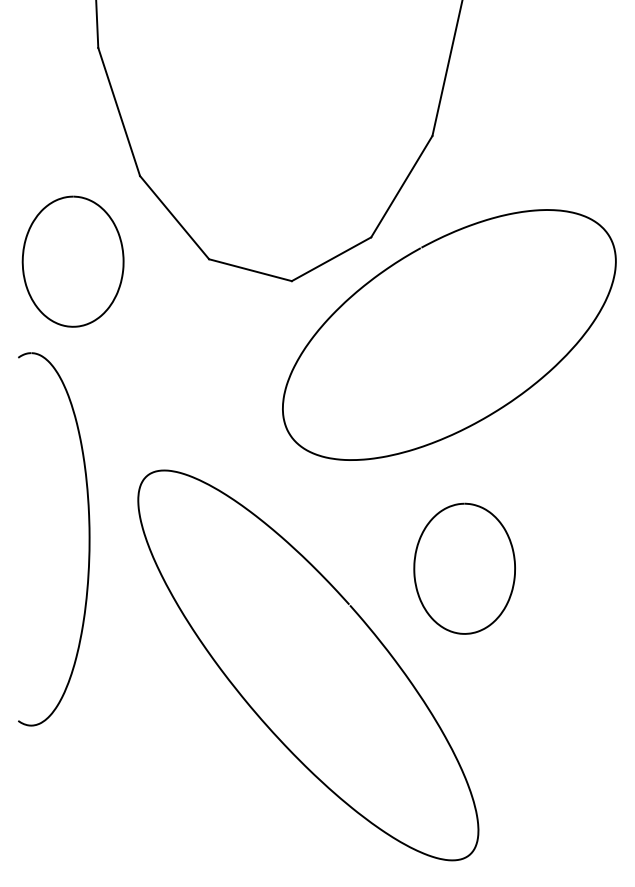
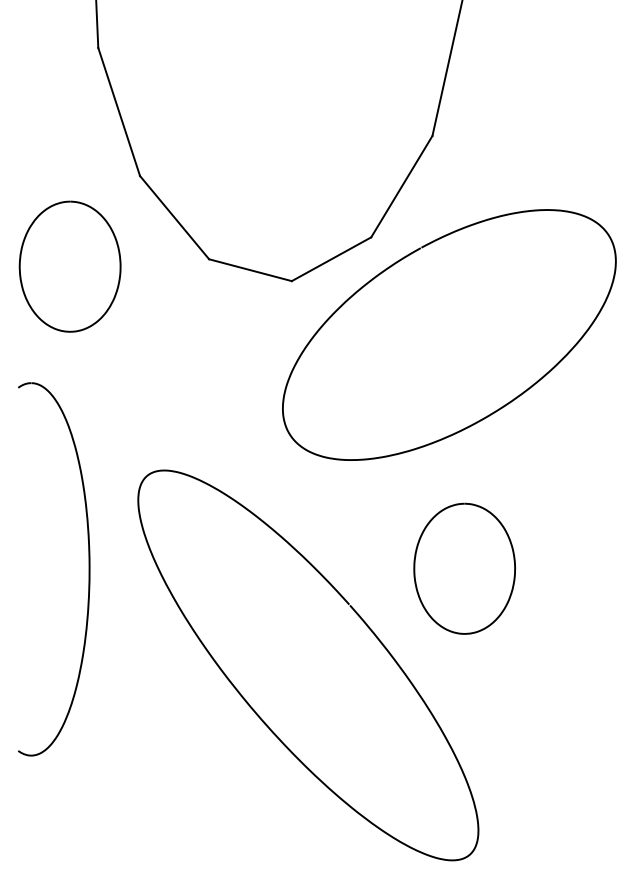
curve position: (24, 253) -> (21, 258) (21, 258)
part position: (88, 539) -> (88, 569) (88, 569)
